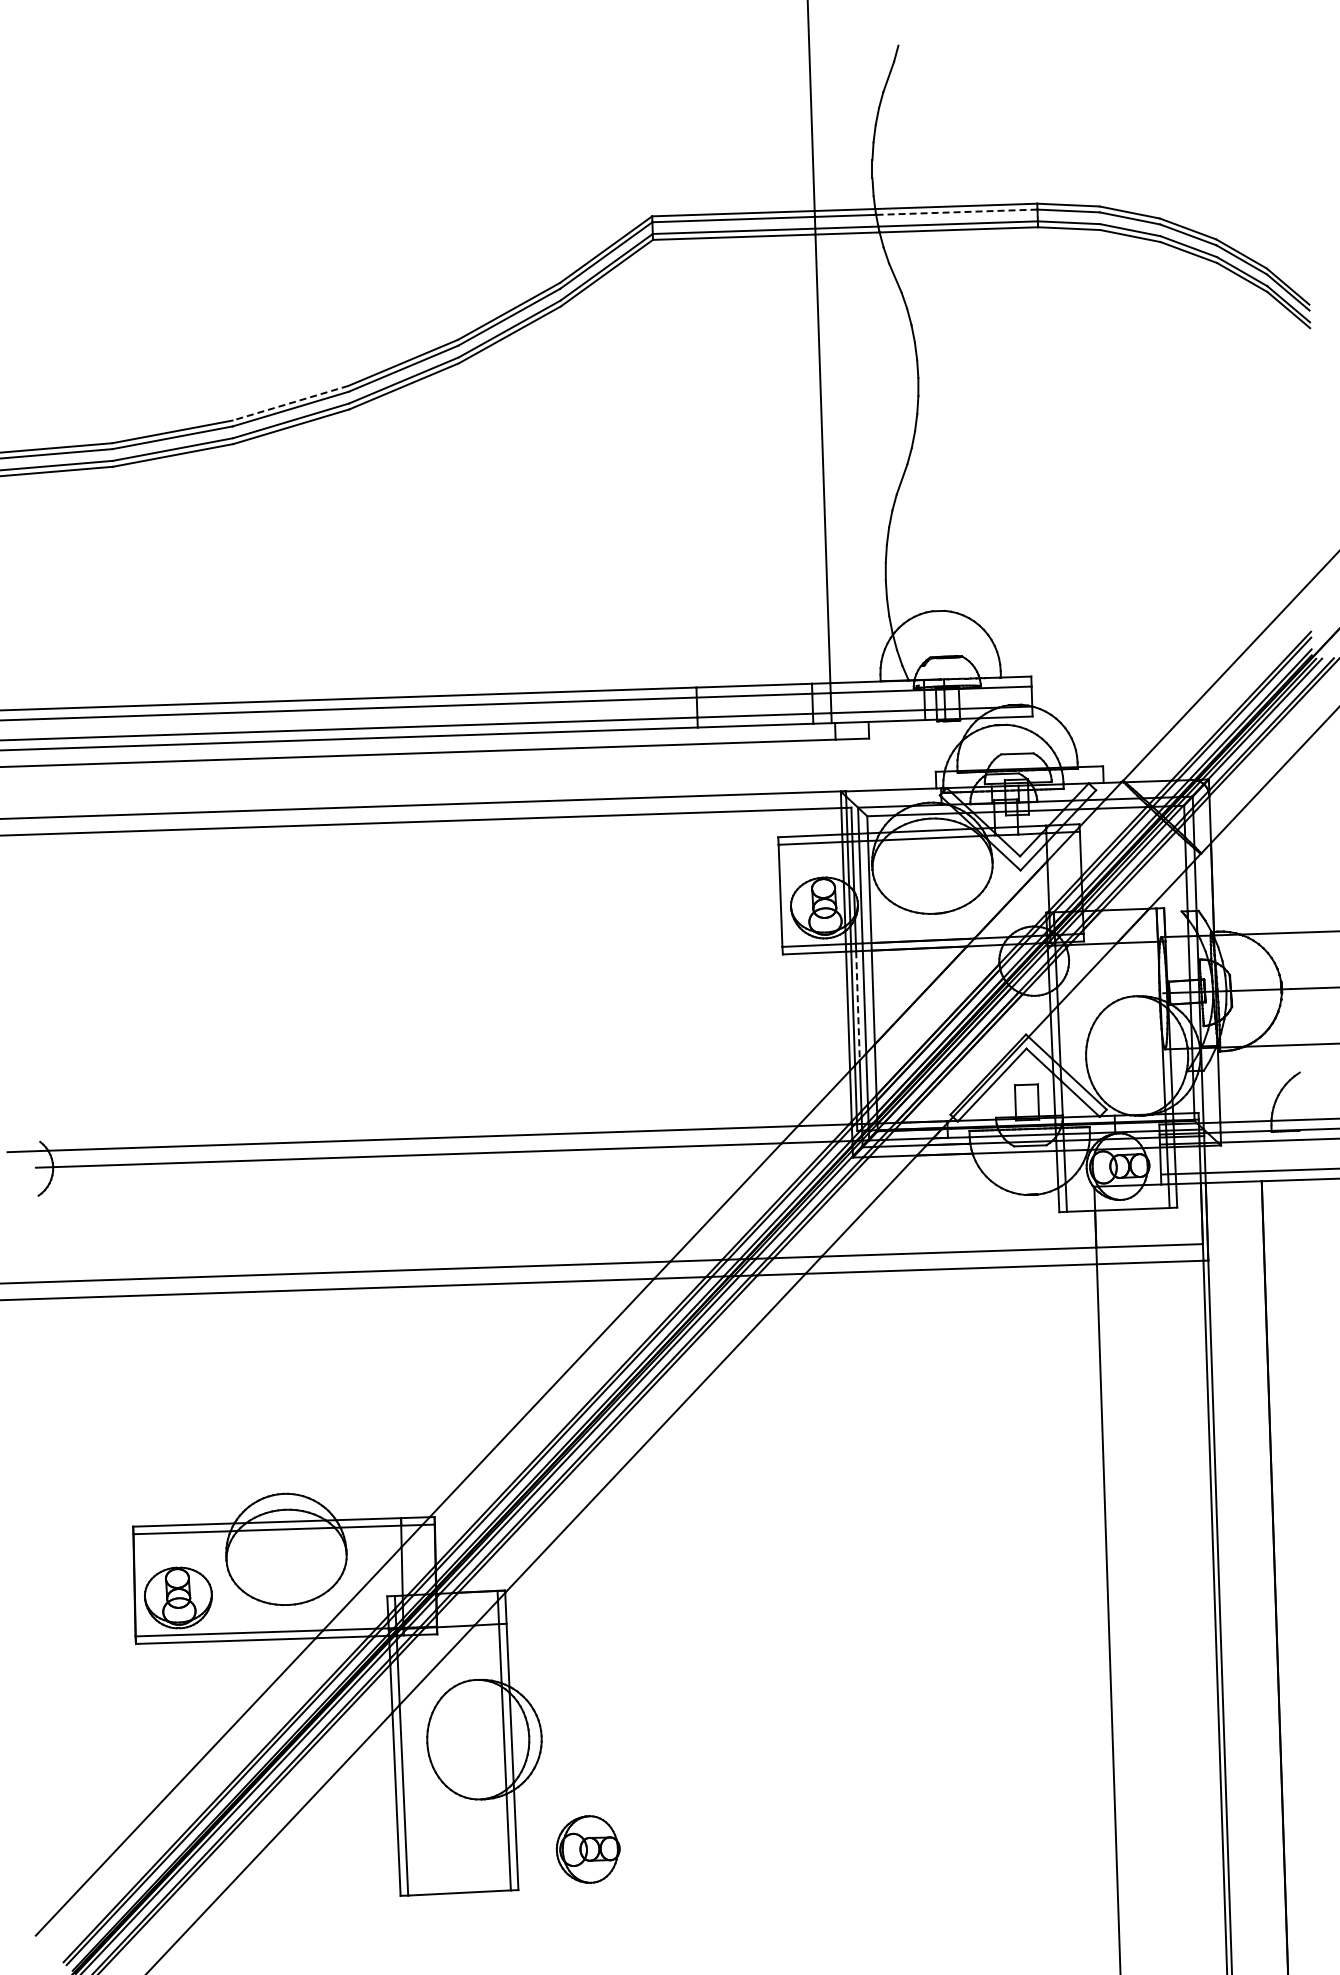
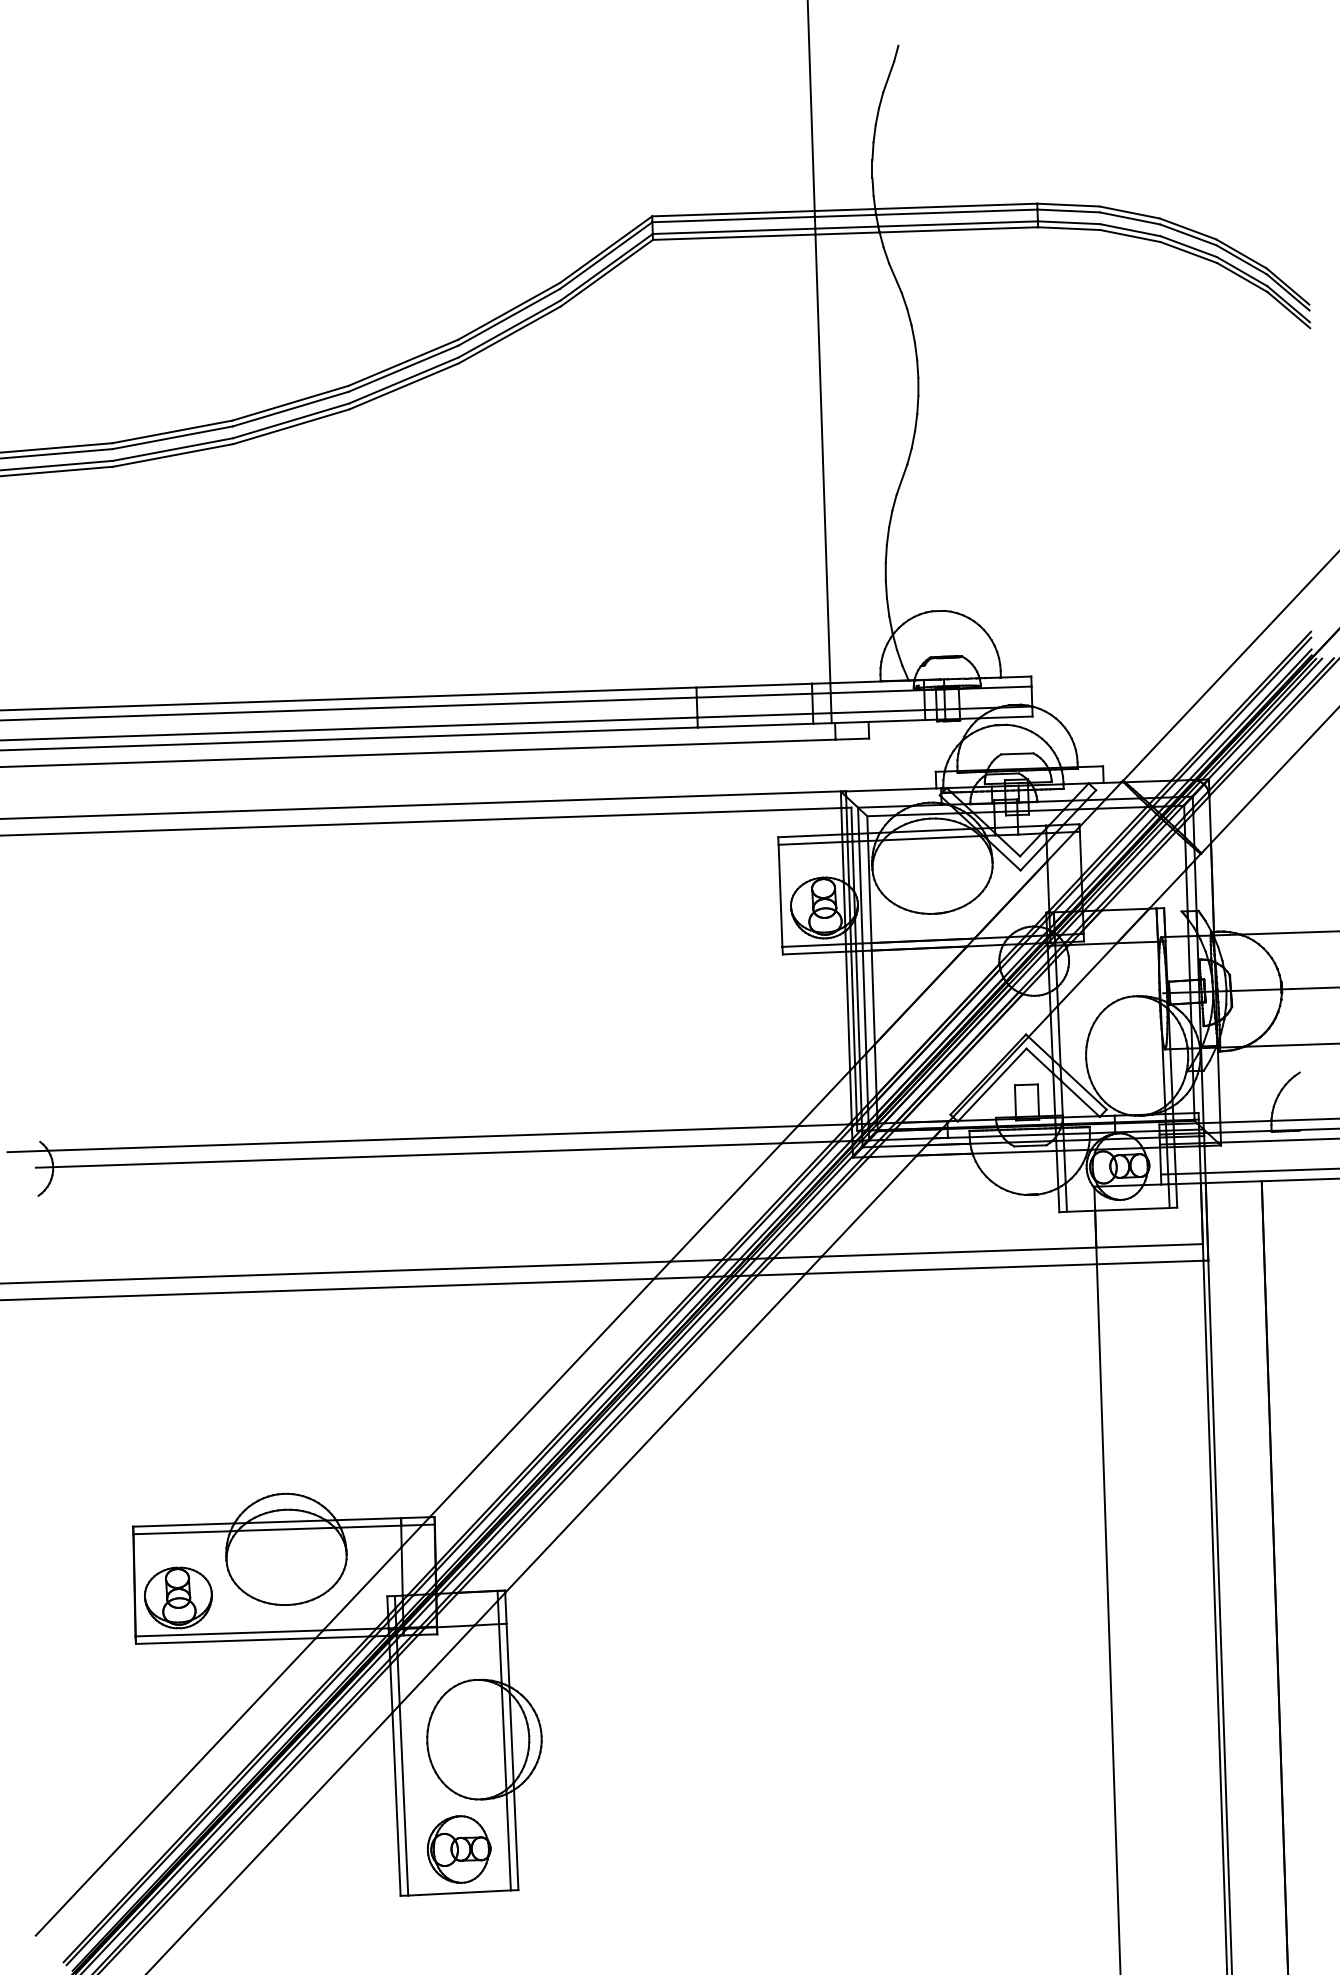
line: dashed -> solid (956, 212)
line: dashed -> solid (290, 403)
line: dashed -> solid (857, 1005)
part position: (587, 1849) -> (458, 1849) (458, 1849)
